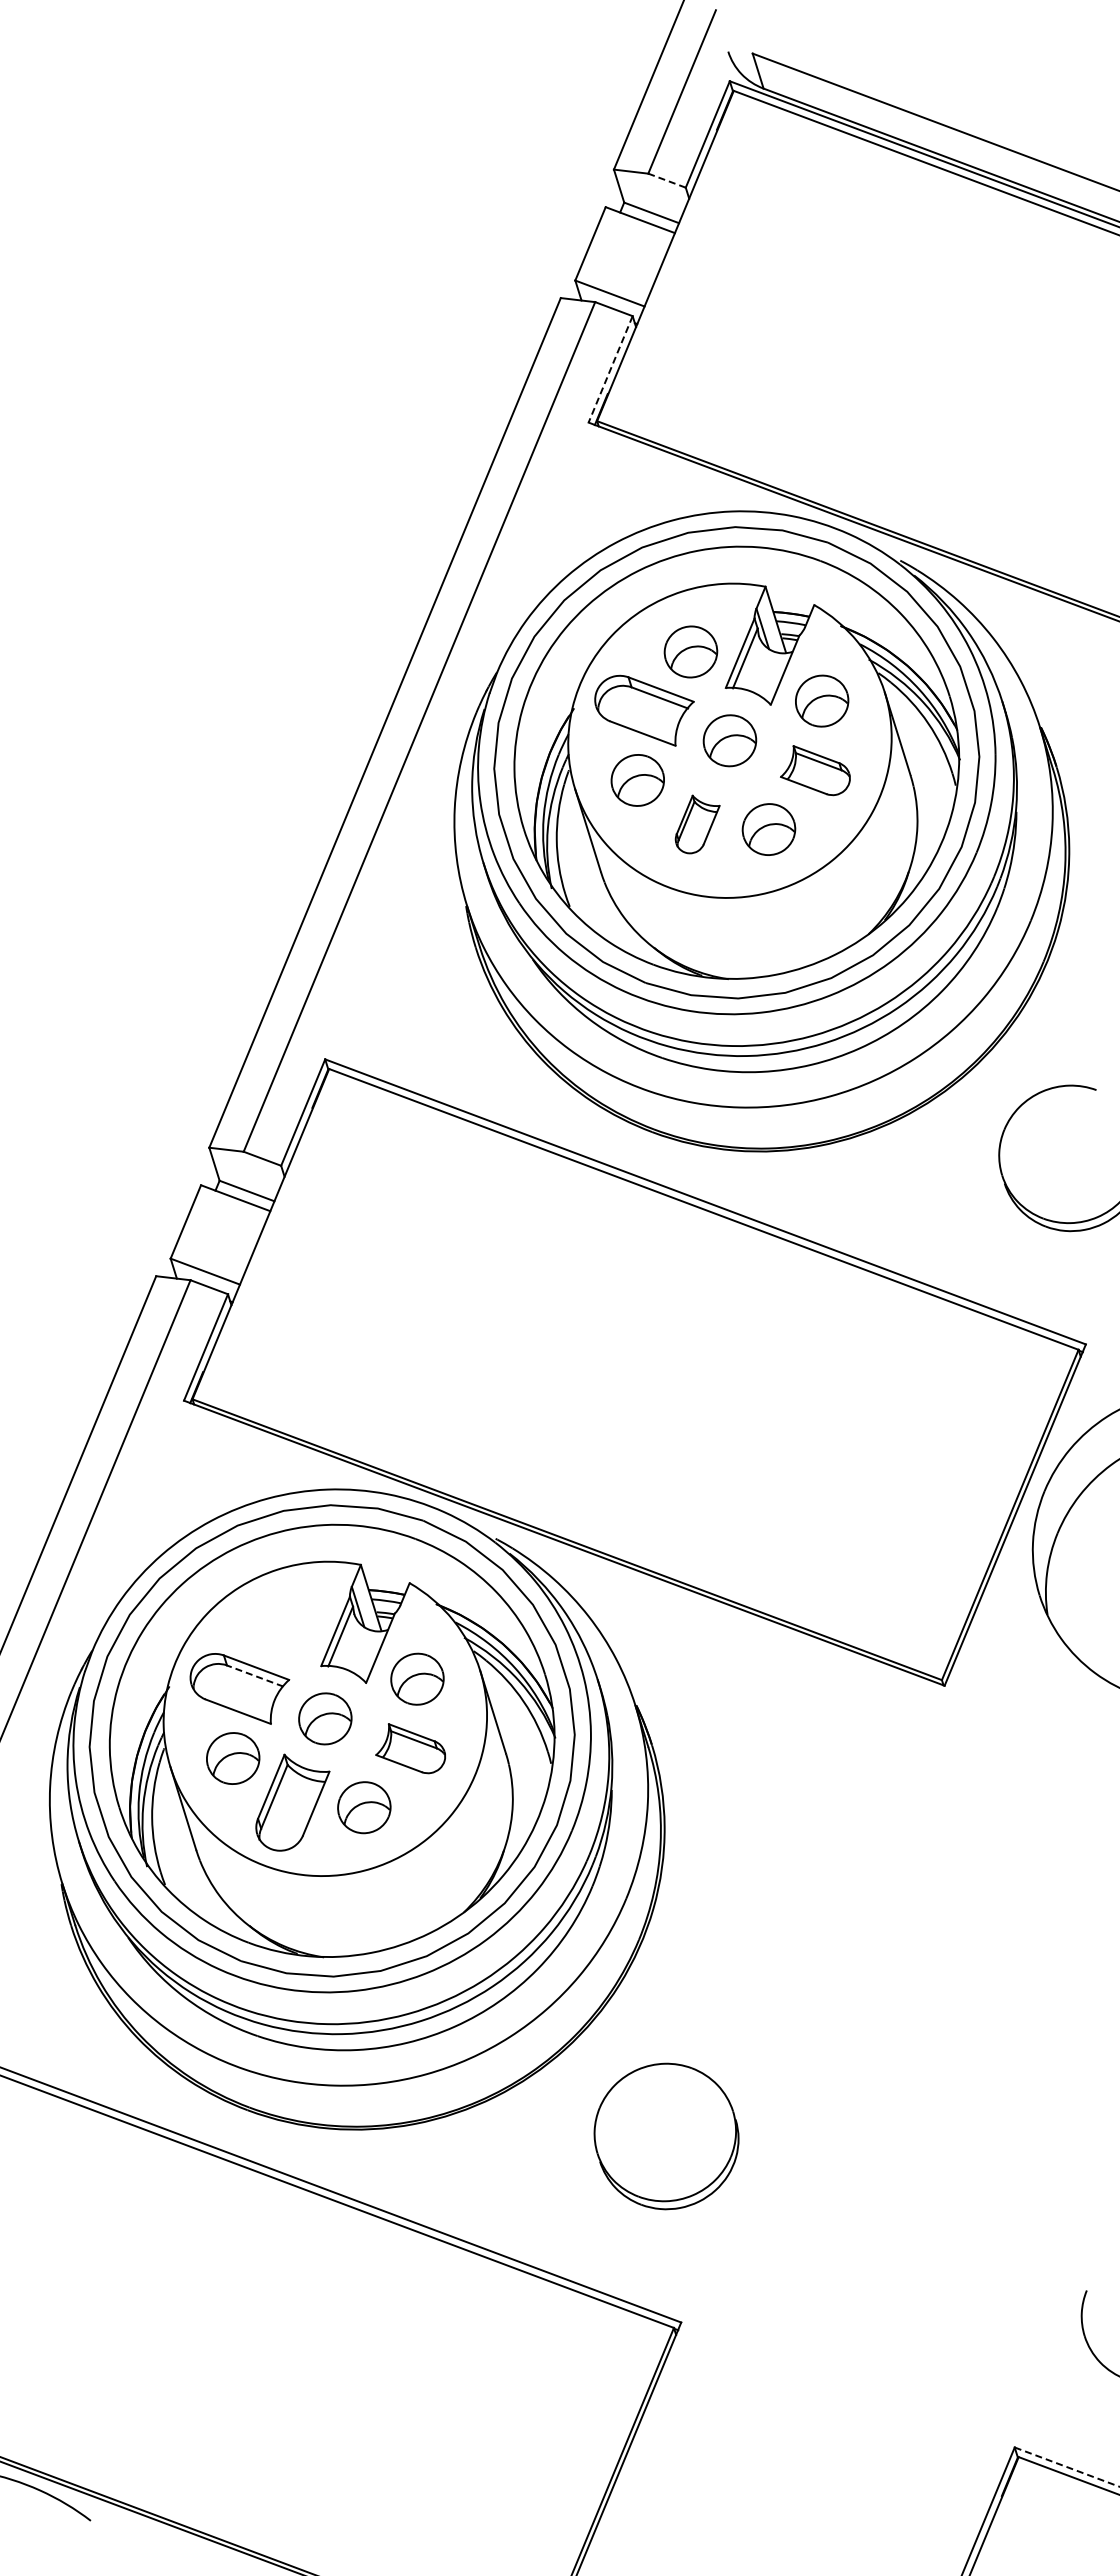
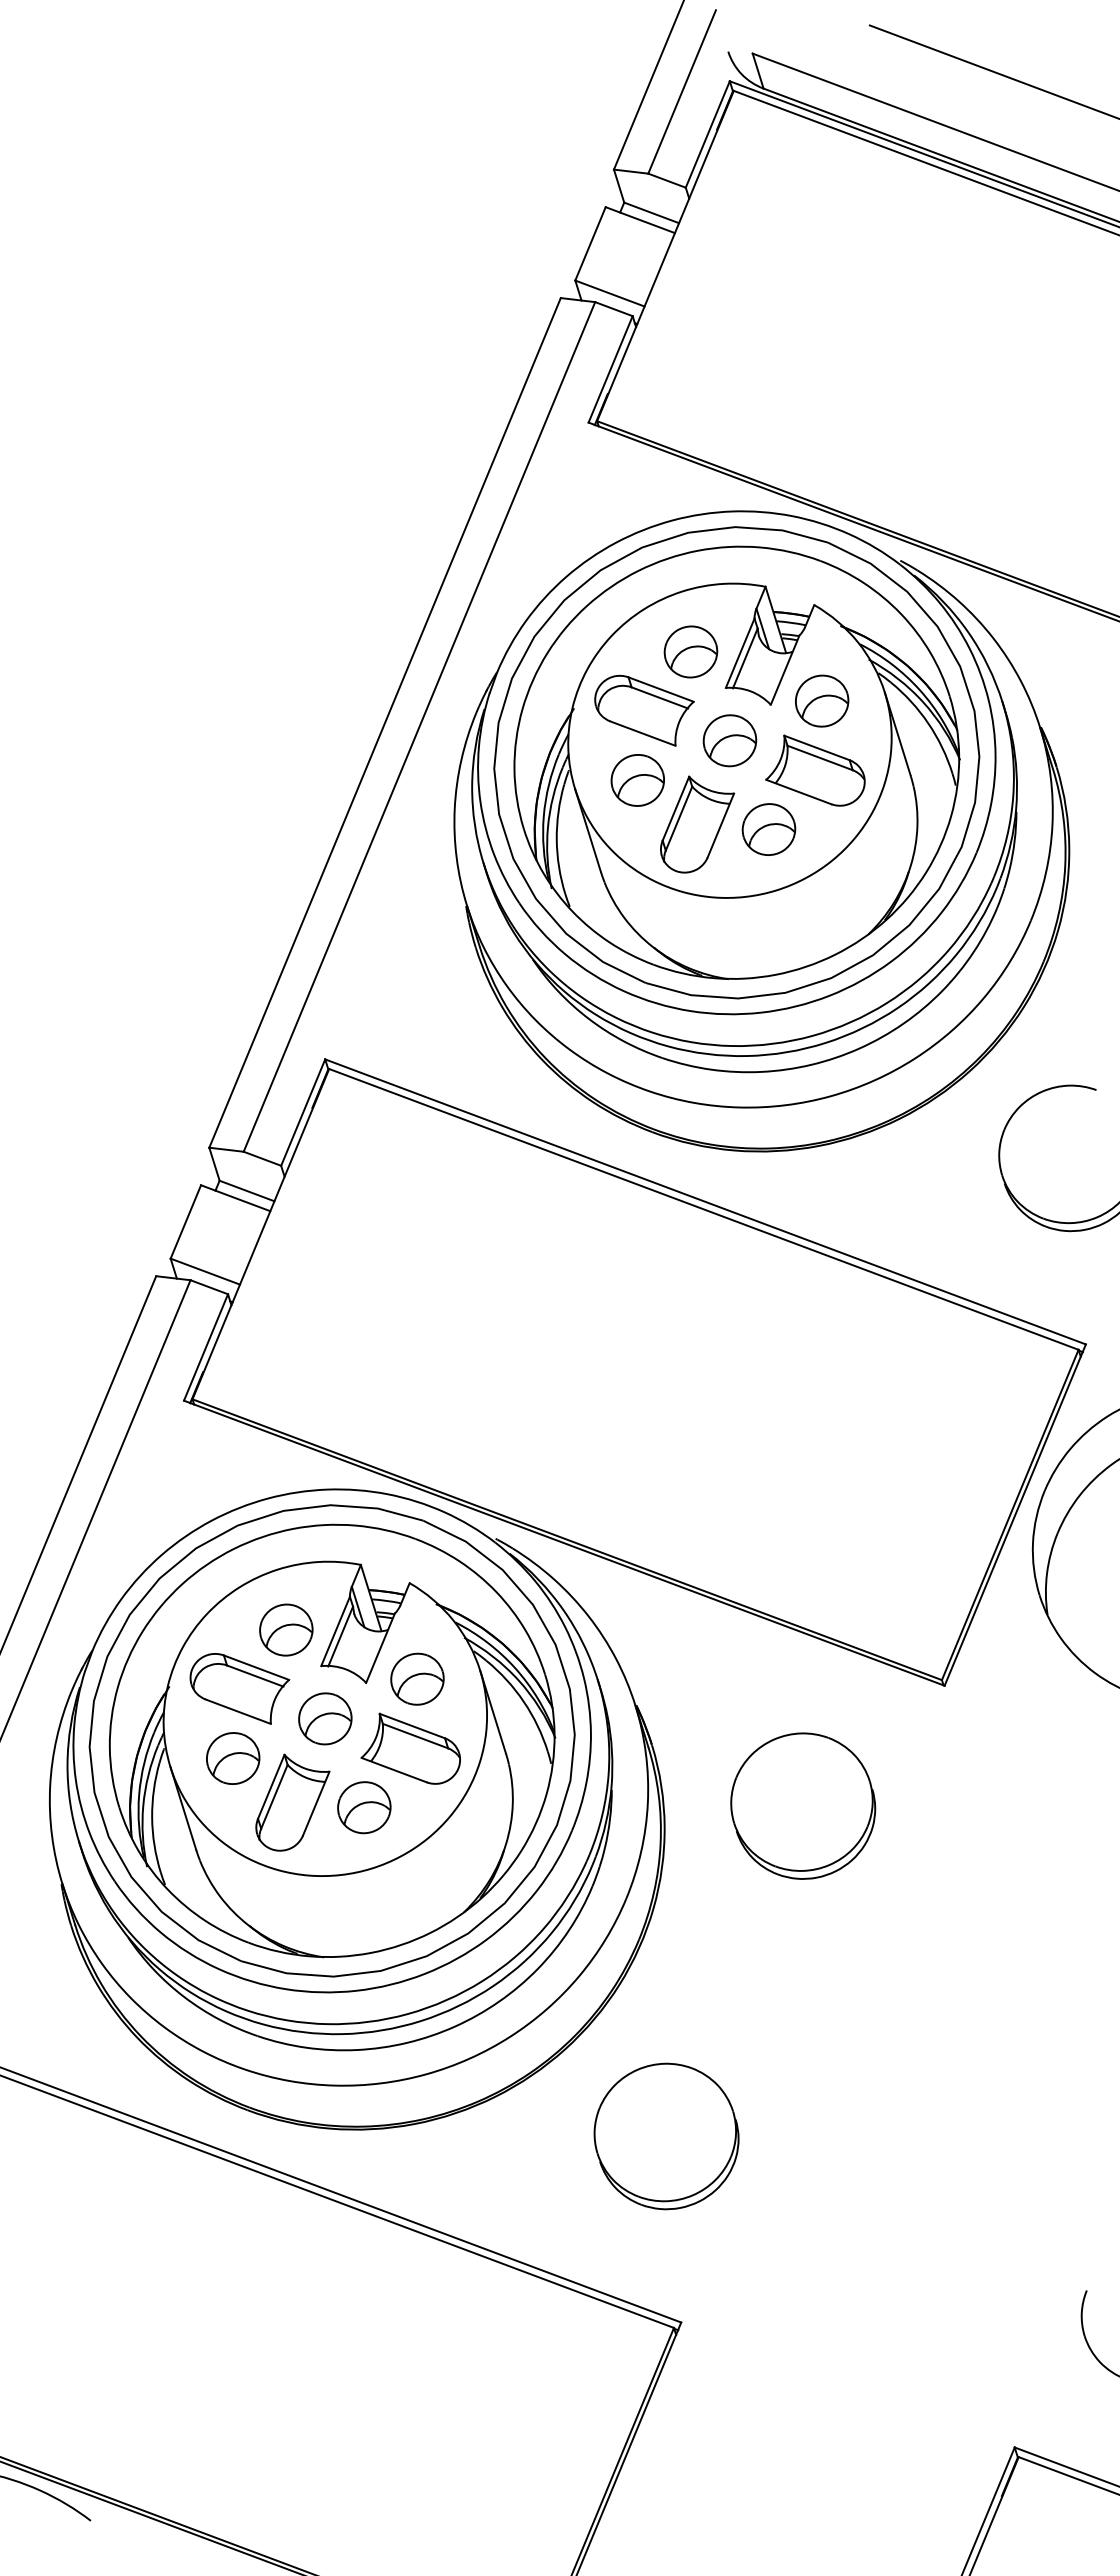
line: none -> present (992, 71)
line: dashed -> solid (666, 180)
line: dashed -> solid (610, 369)
part size: 71x52 px -> 101x73 px (815, 770)
part size: 47x61 px -> 76x99 px (697, 824)
part: none -> present (286, 1629)
line: dashed -> solid (254, 1675)
part size: 71x52 px -> 101x73 px (410, 1748)
part: none -> present (803, 1805)
line: dashed -> solid (1067, 2467)
